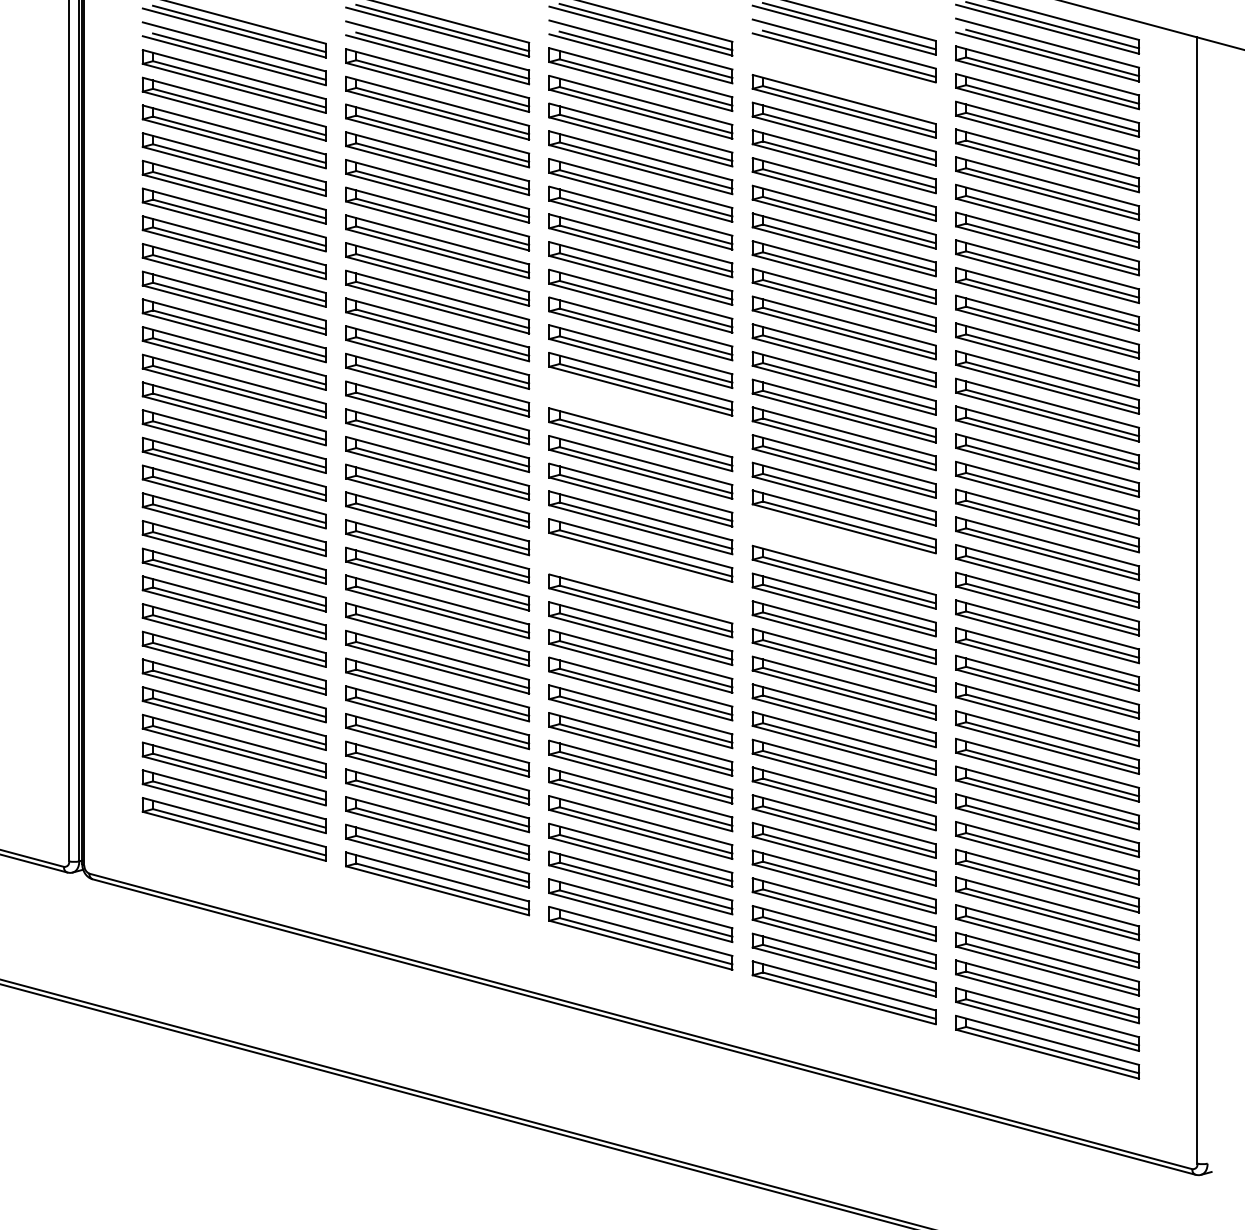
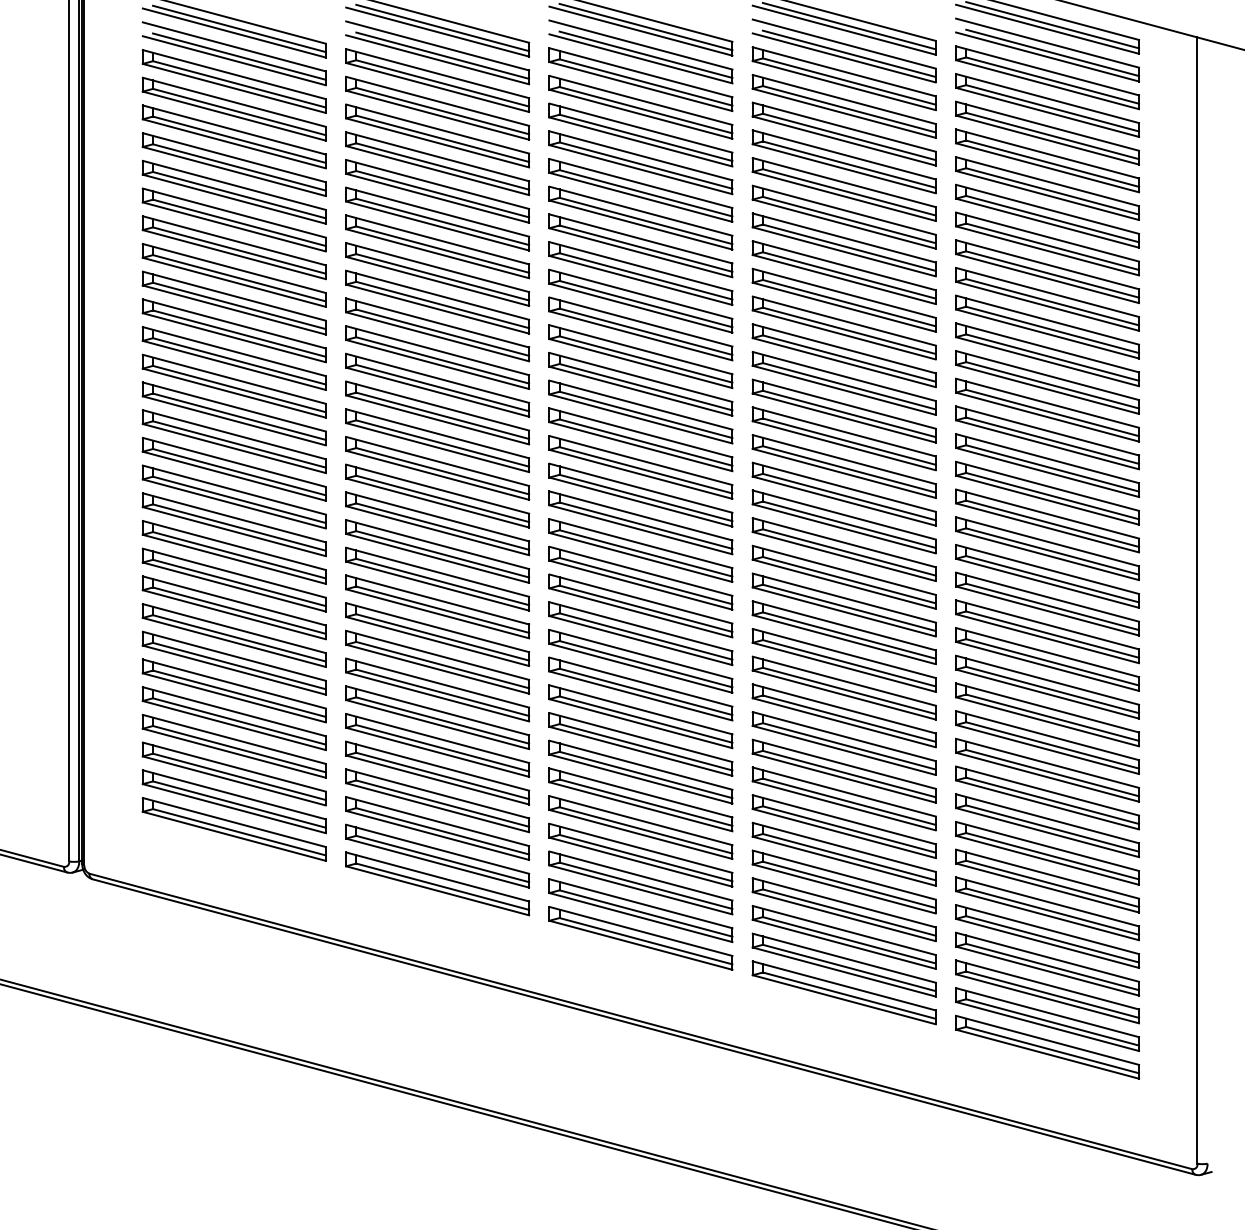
part: none -> present (843, 78)
part: none -> present (640, 411)
part: none -> present (843, 549)
part: none -> present (640, 577)
